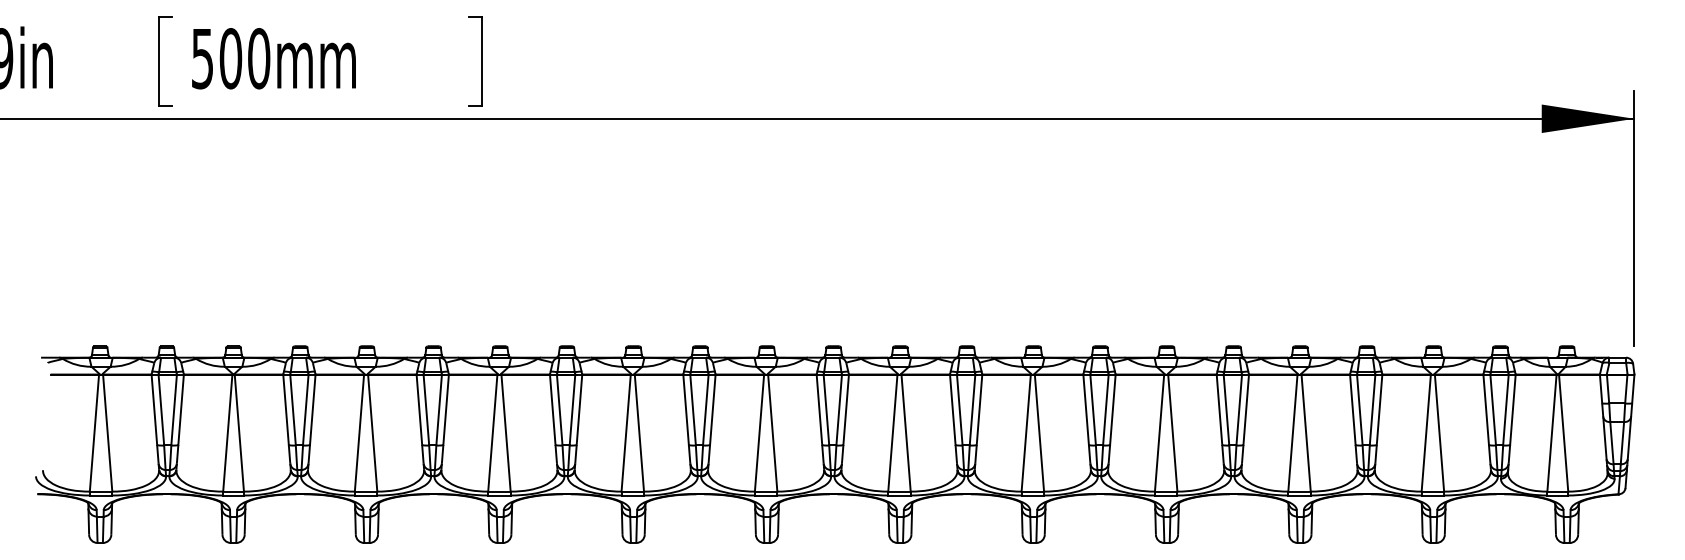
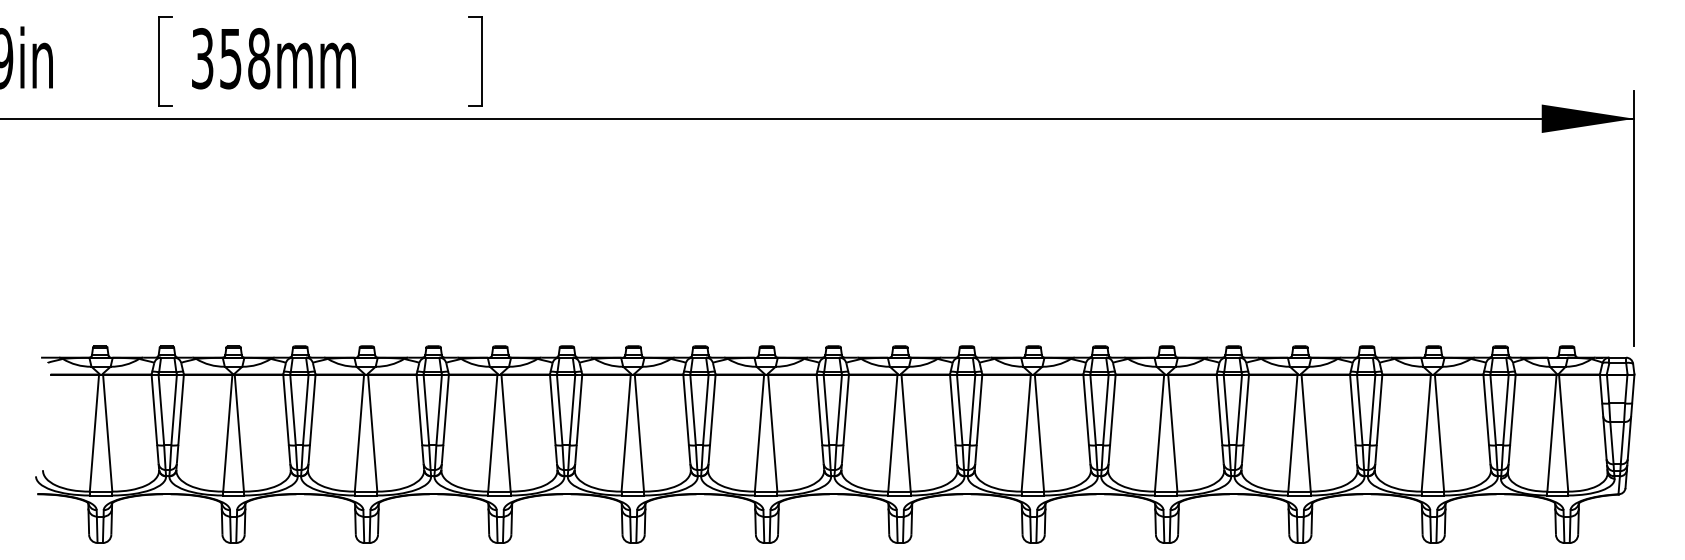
text: 500mm -> 358mm (231, 58)
